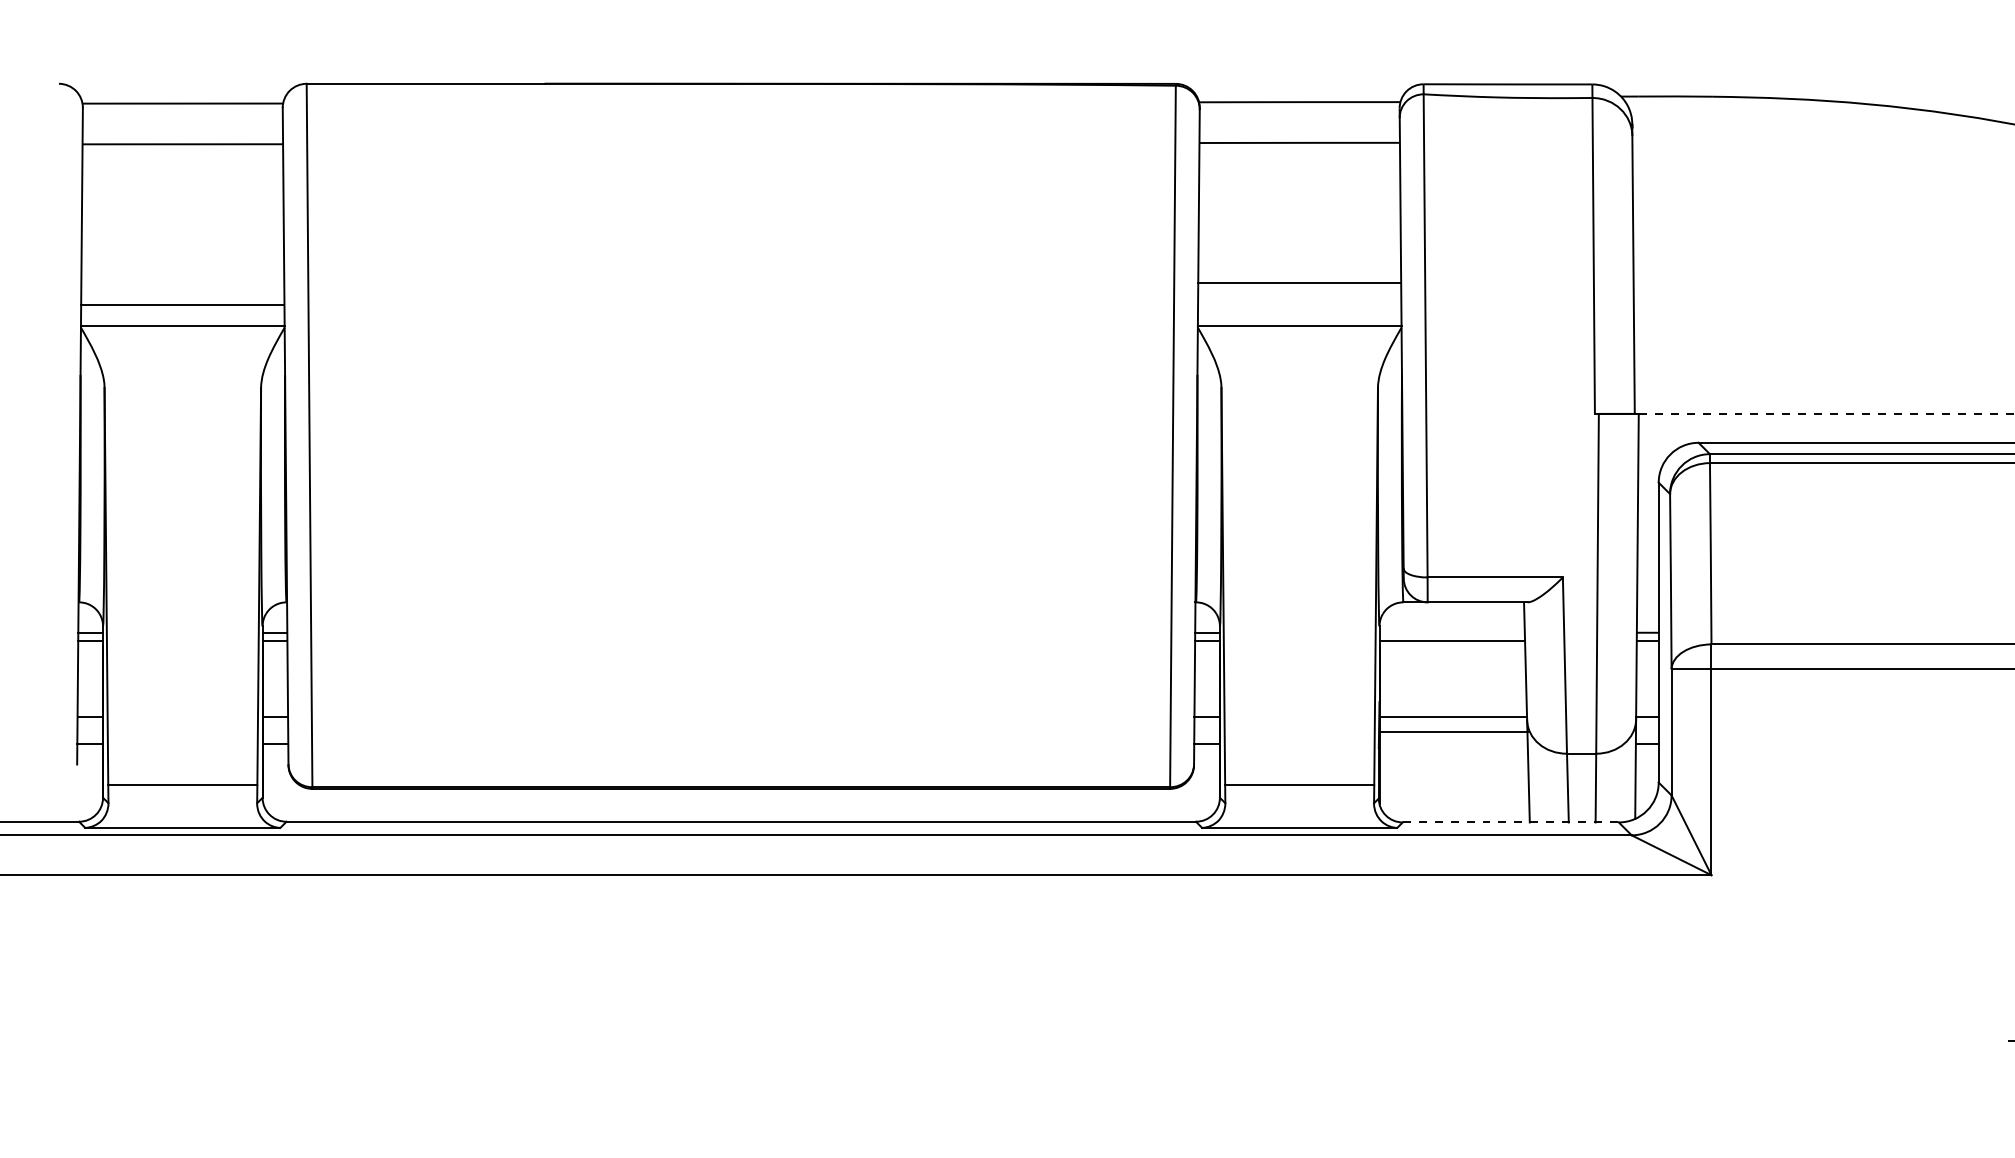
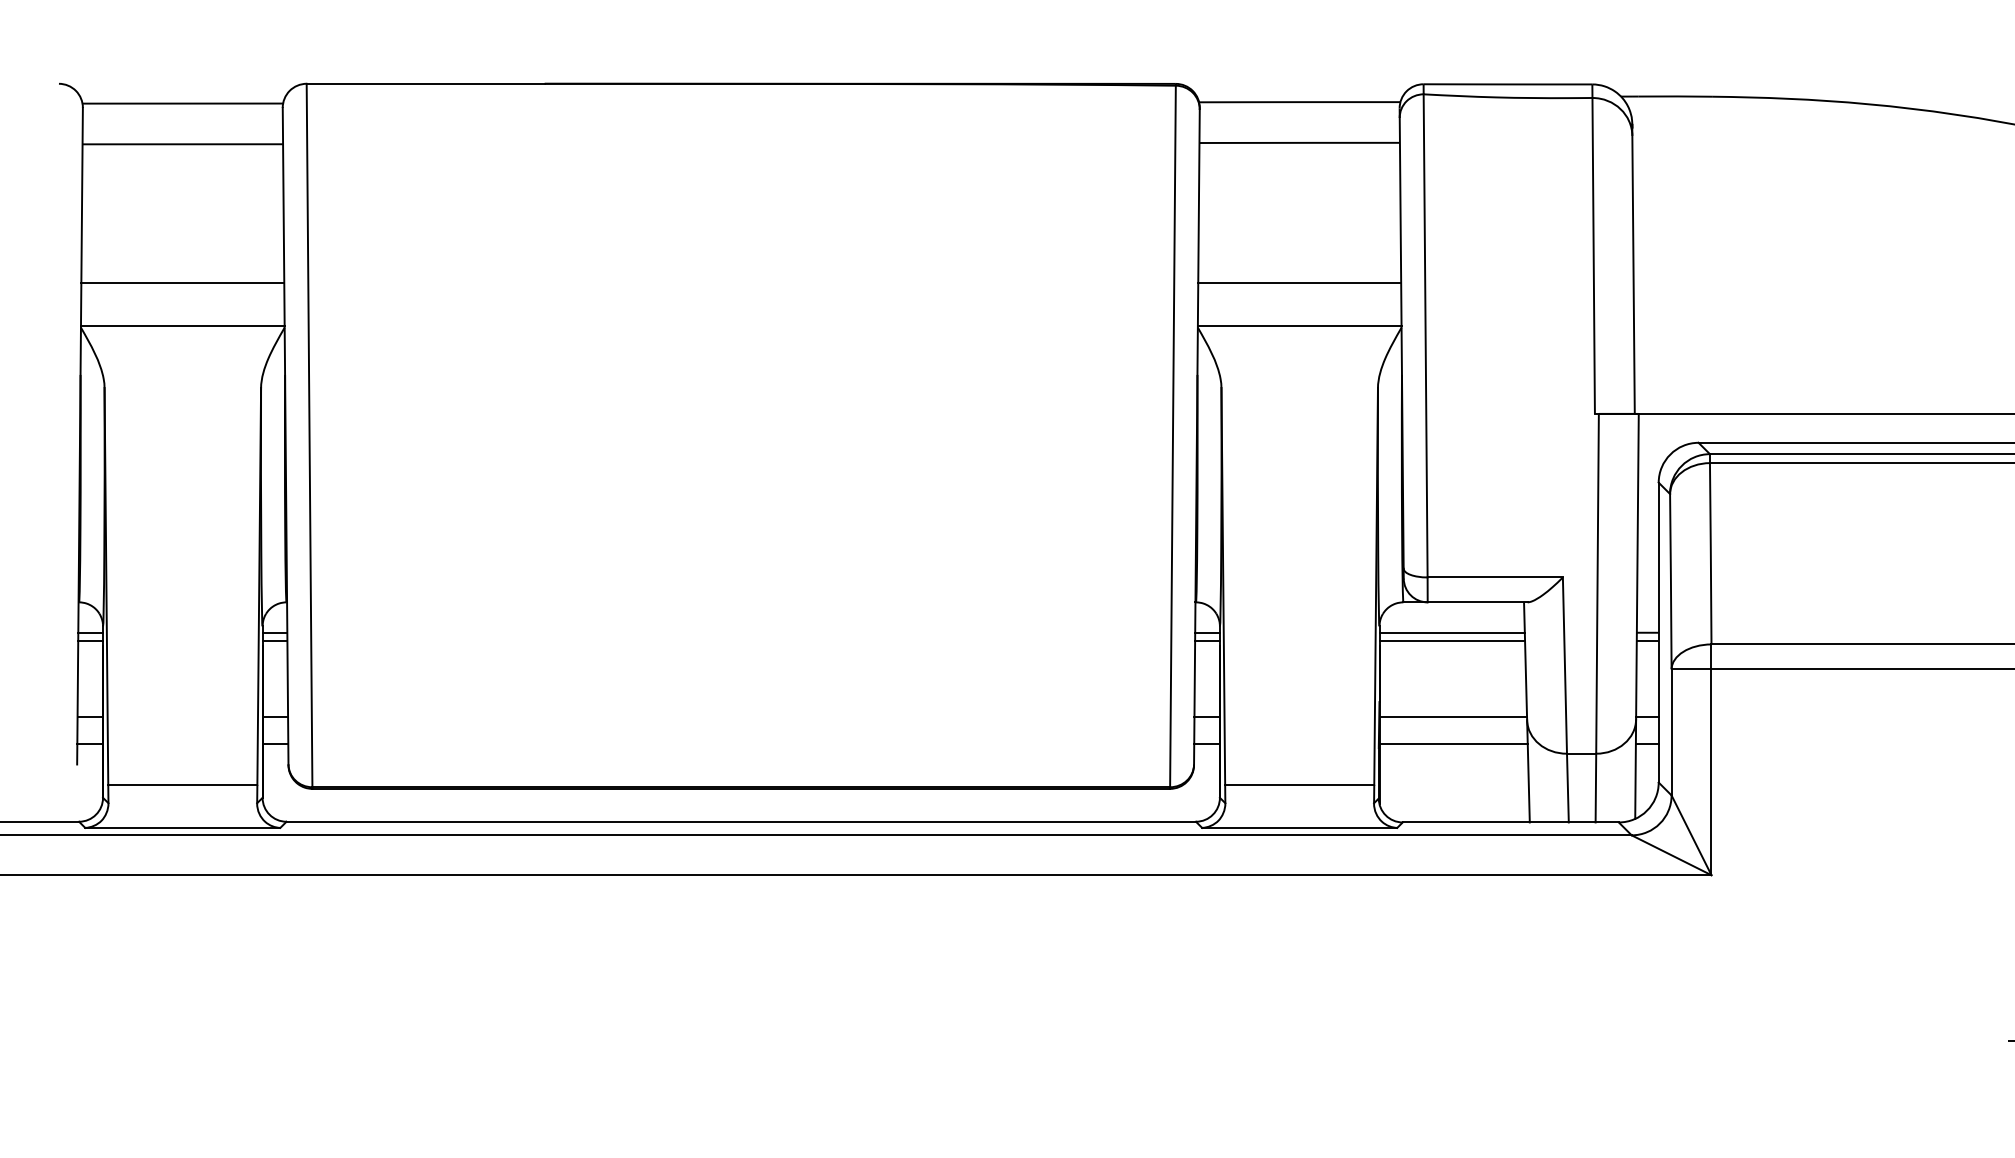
line position: (182, 305) -> (182, 283) (182, 283)
line: dashed -> solid (1826, 413)
line: none -> present (1451, 632)
line position: (1453, 731) -> (1453, 743) (1453, 743)
line: dashed -> solid (1511, 822)
